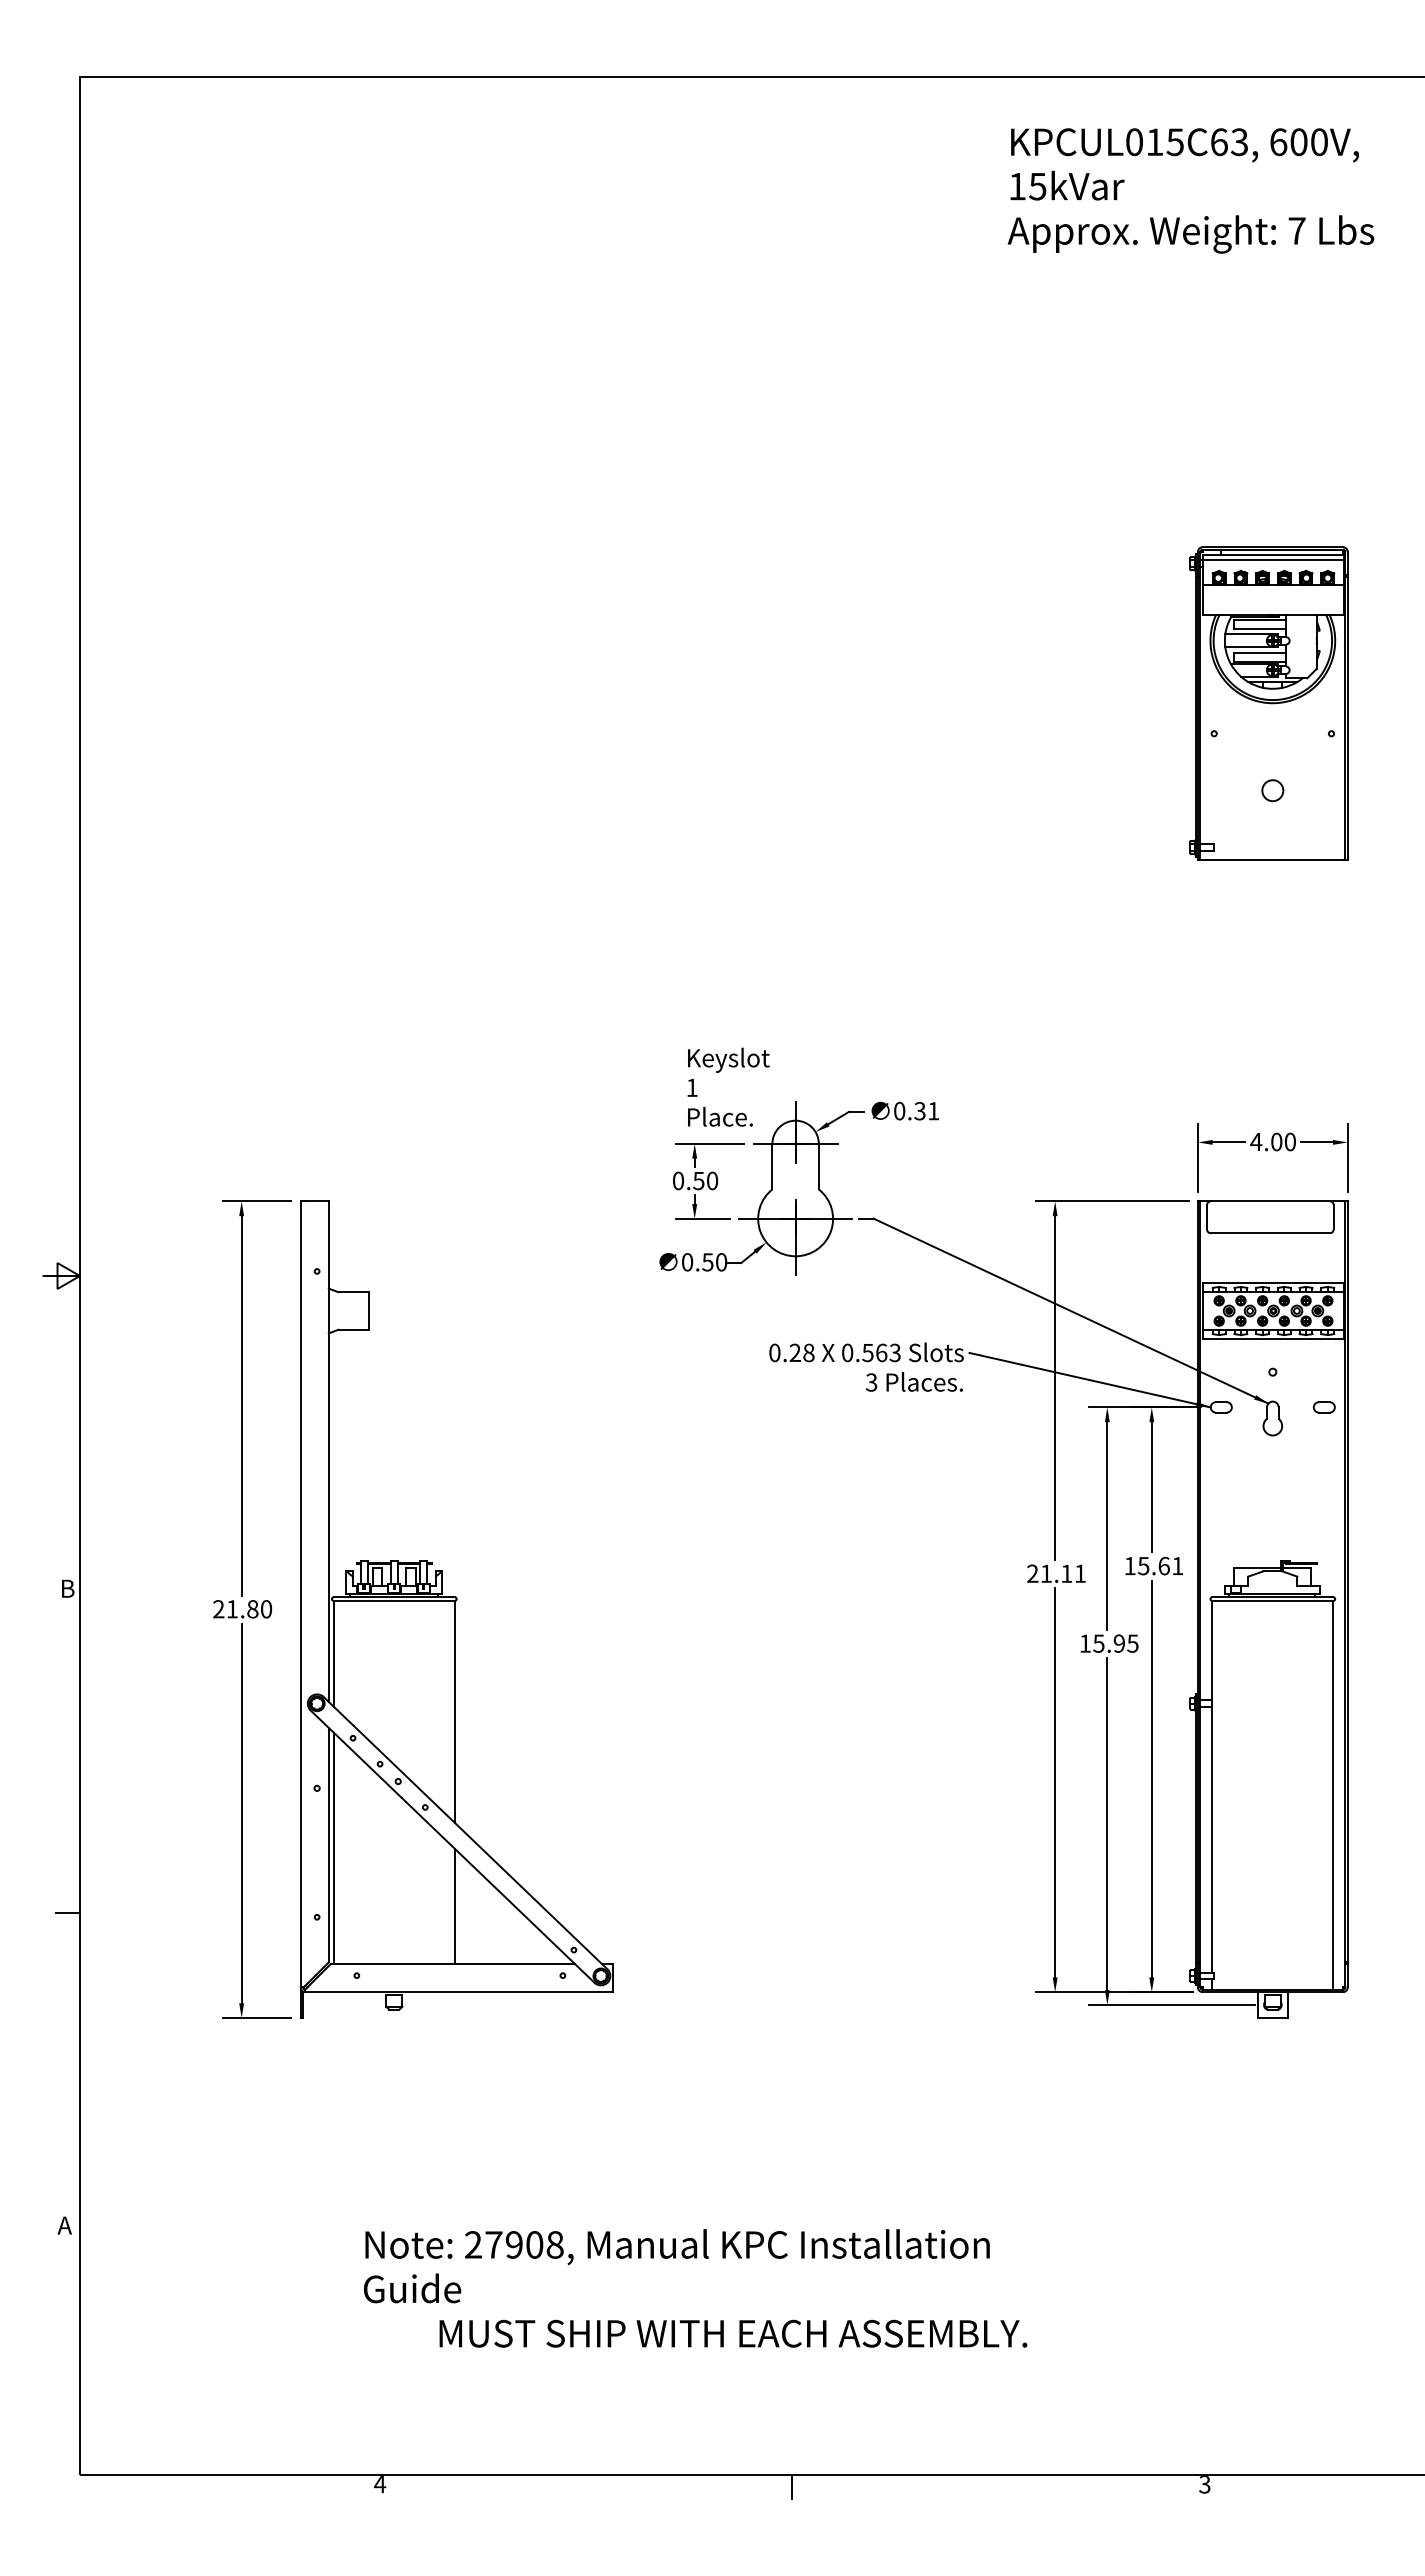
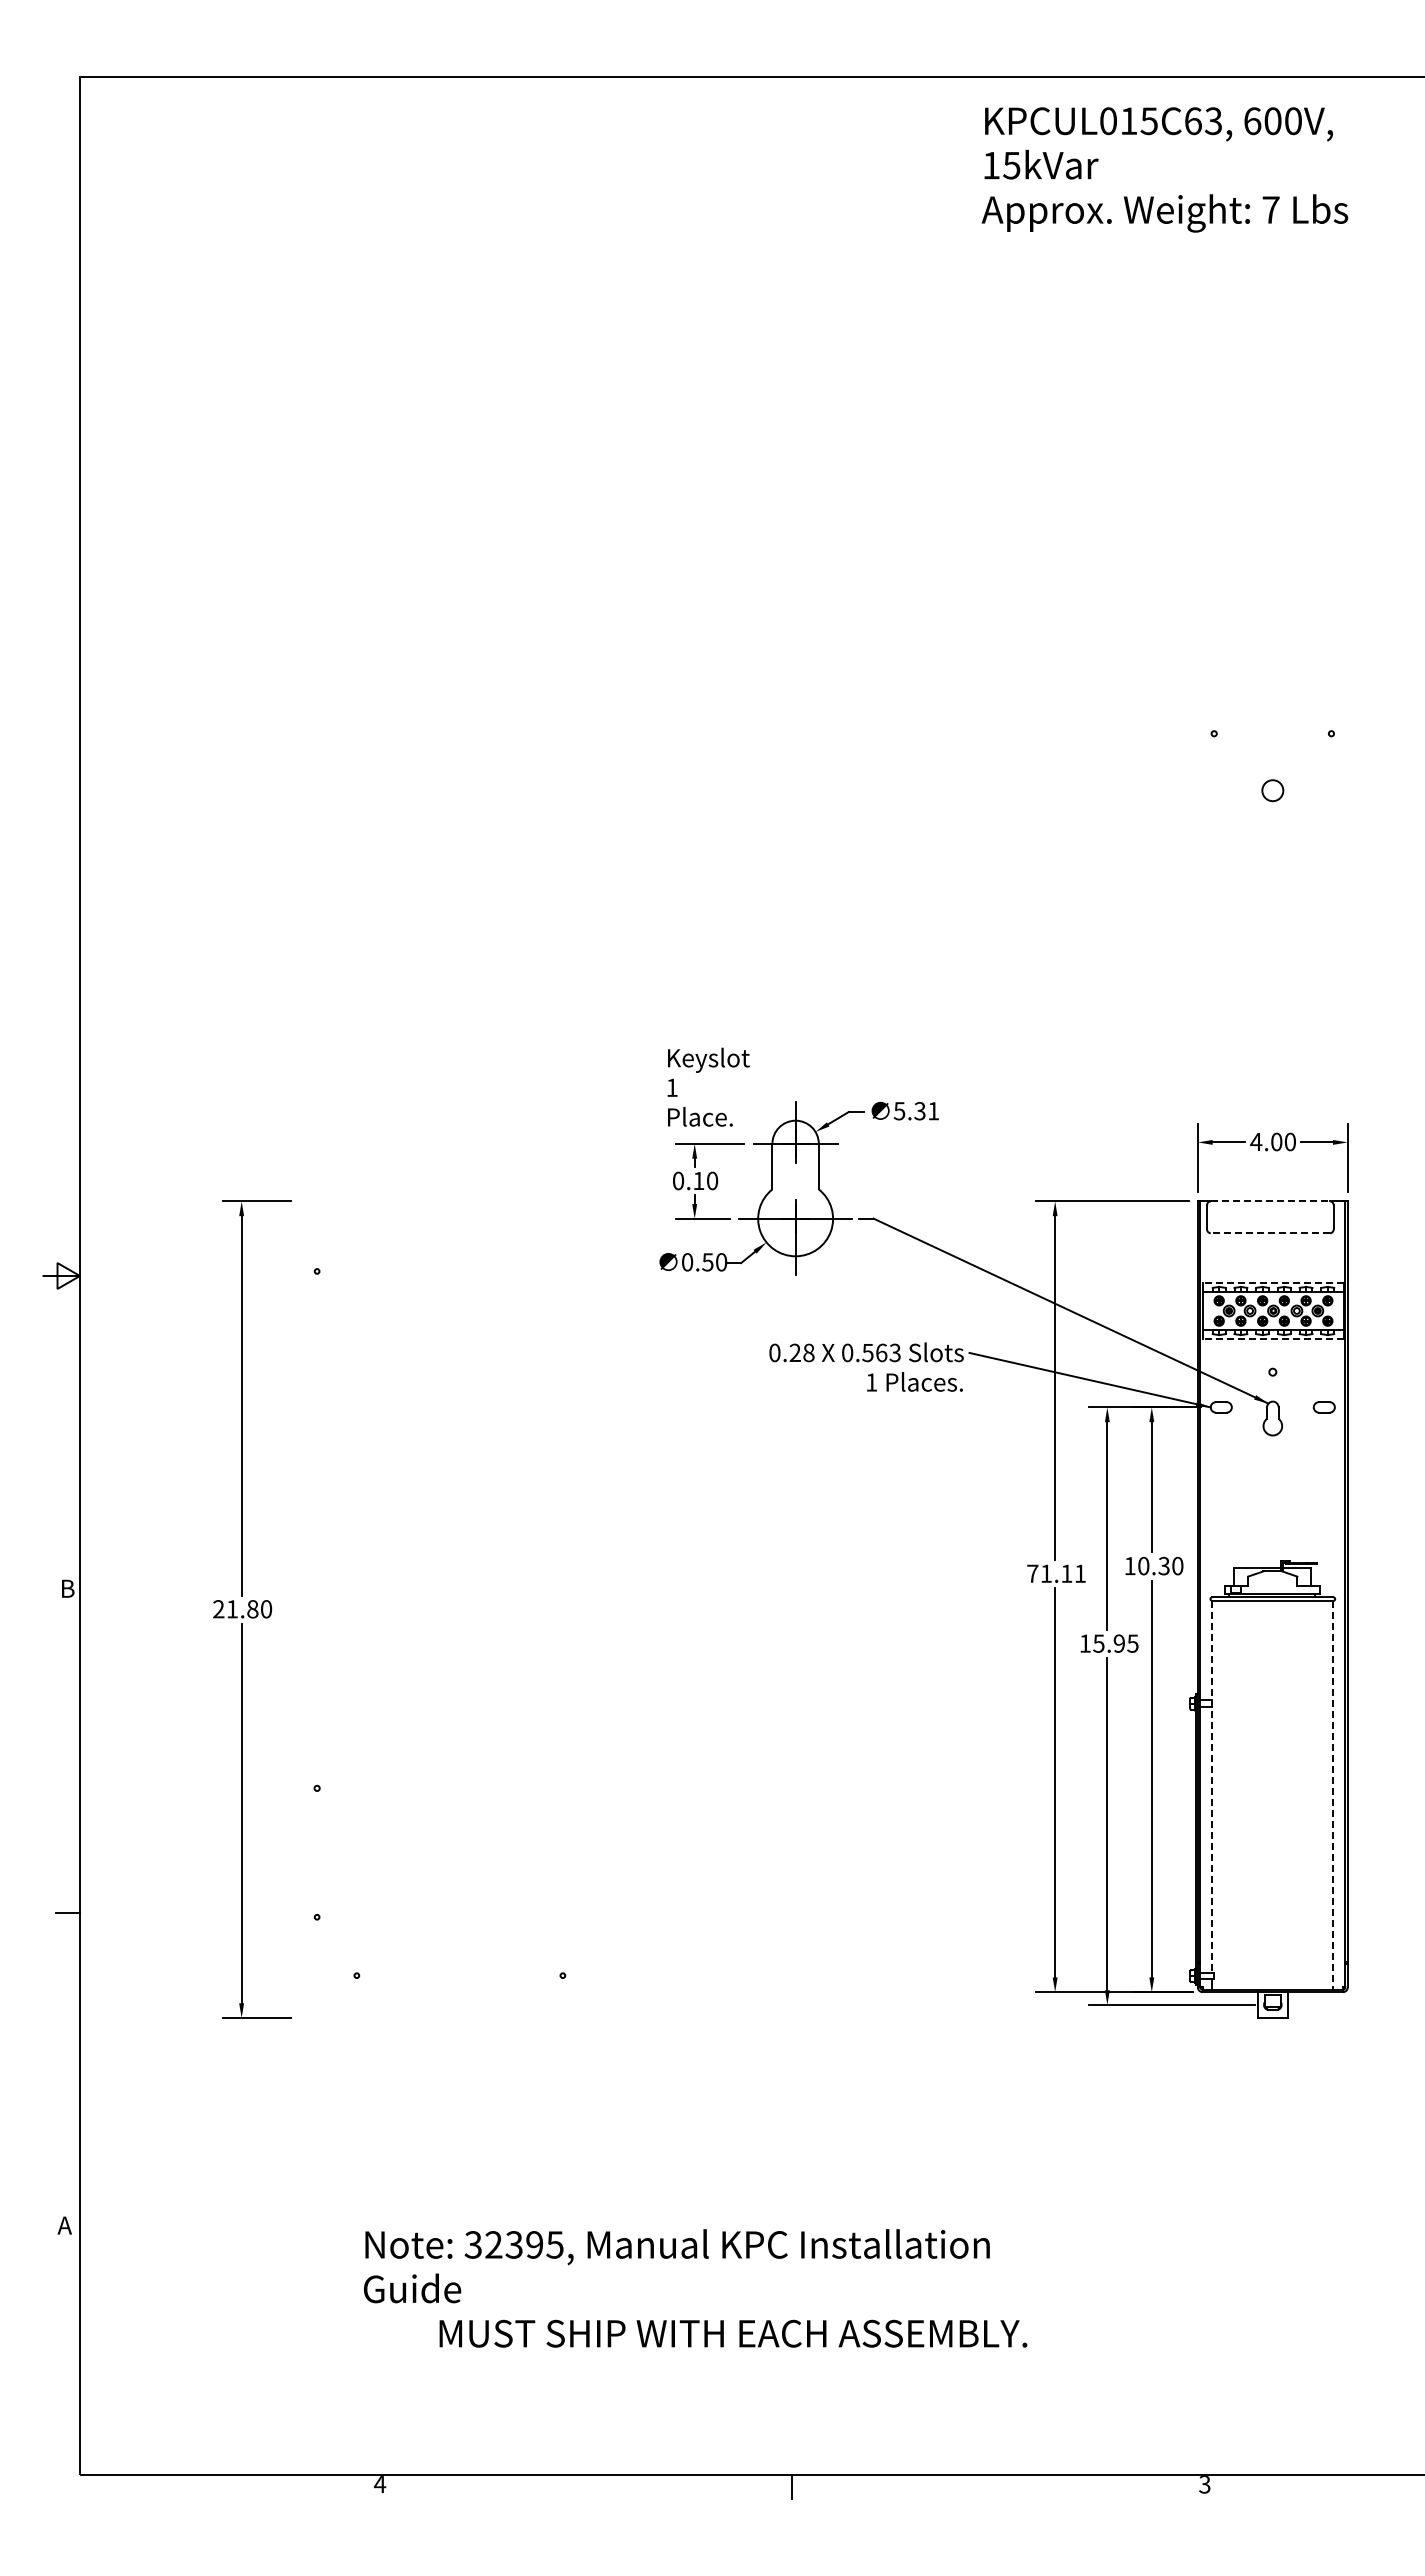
text position: (1190, 190) -> (1164, 169) (1164, 169)
part: present -> none (1268, 703)
text position: (728, 1086) -> (708, 1086) (708, 1086)
text: 0.31 -> 5.31 (899, 1111)
text: 0.50 -> 0.10 (698, 1181)
line: solid -> dashed (1270, 1201)
line: solid -> dashed (1270, 1233)
line: solid -> dashed (1273, 1282)
line: solid -> dashed (1273, 1339)
text: 3 -> 1 (871, 1382)
text: 15.61 -> 10.30 (1160, 1565)
text: 21.11 -> 71.11 (1032, 1573)
part: present -> none (456, 1609)
line: solid -> dashed (1212, 1786)
line: solid -> dashed (1333, 1795)
text: 27908, -> 32395, (513, 2244)
